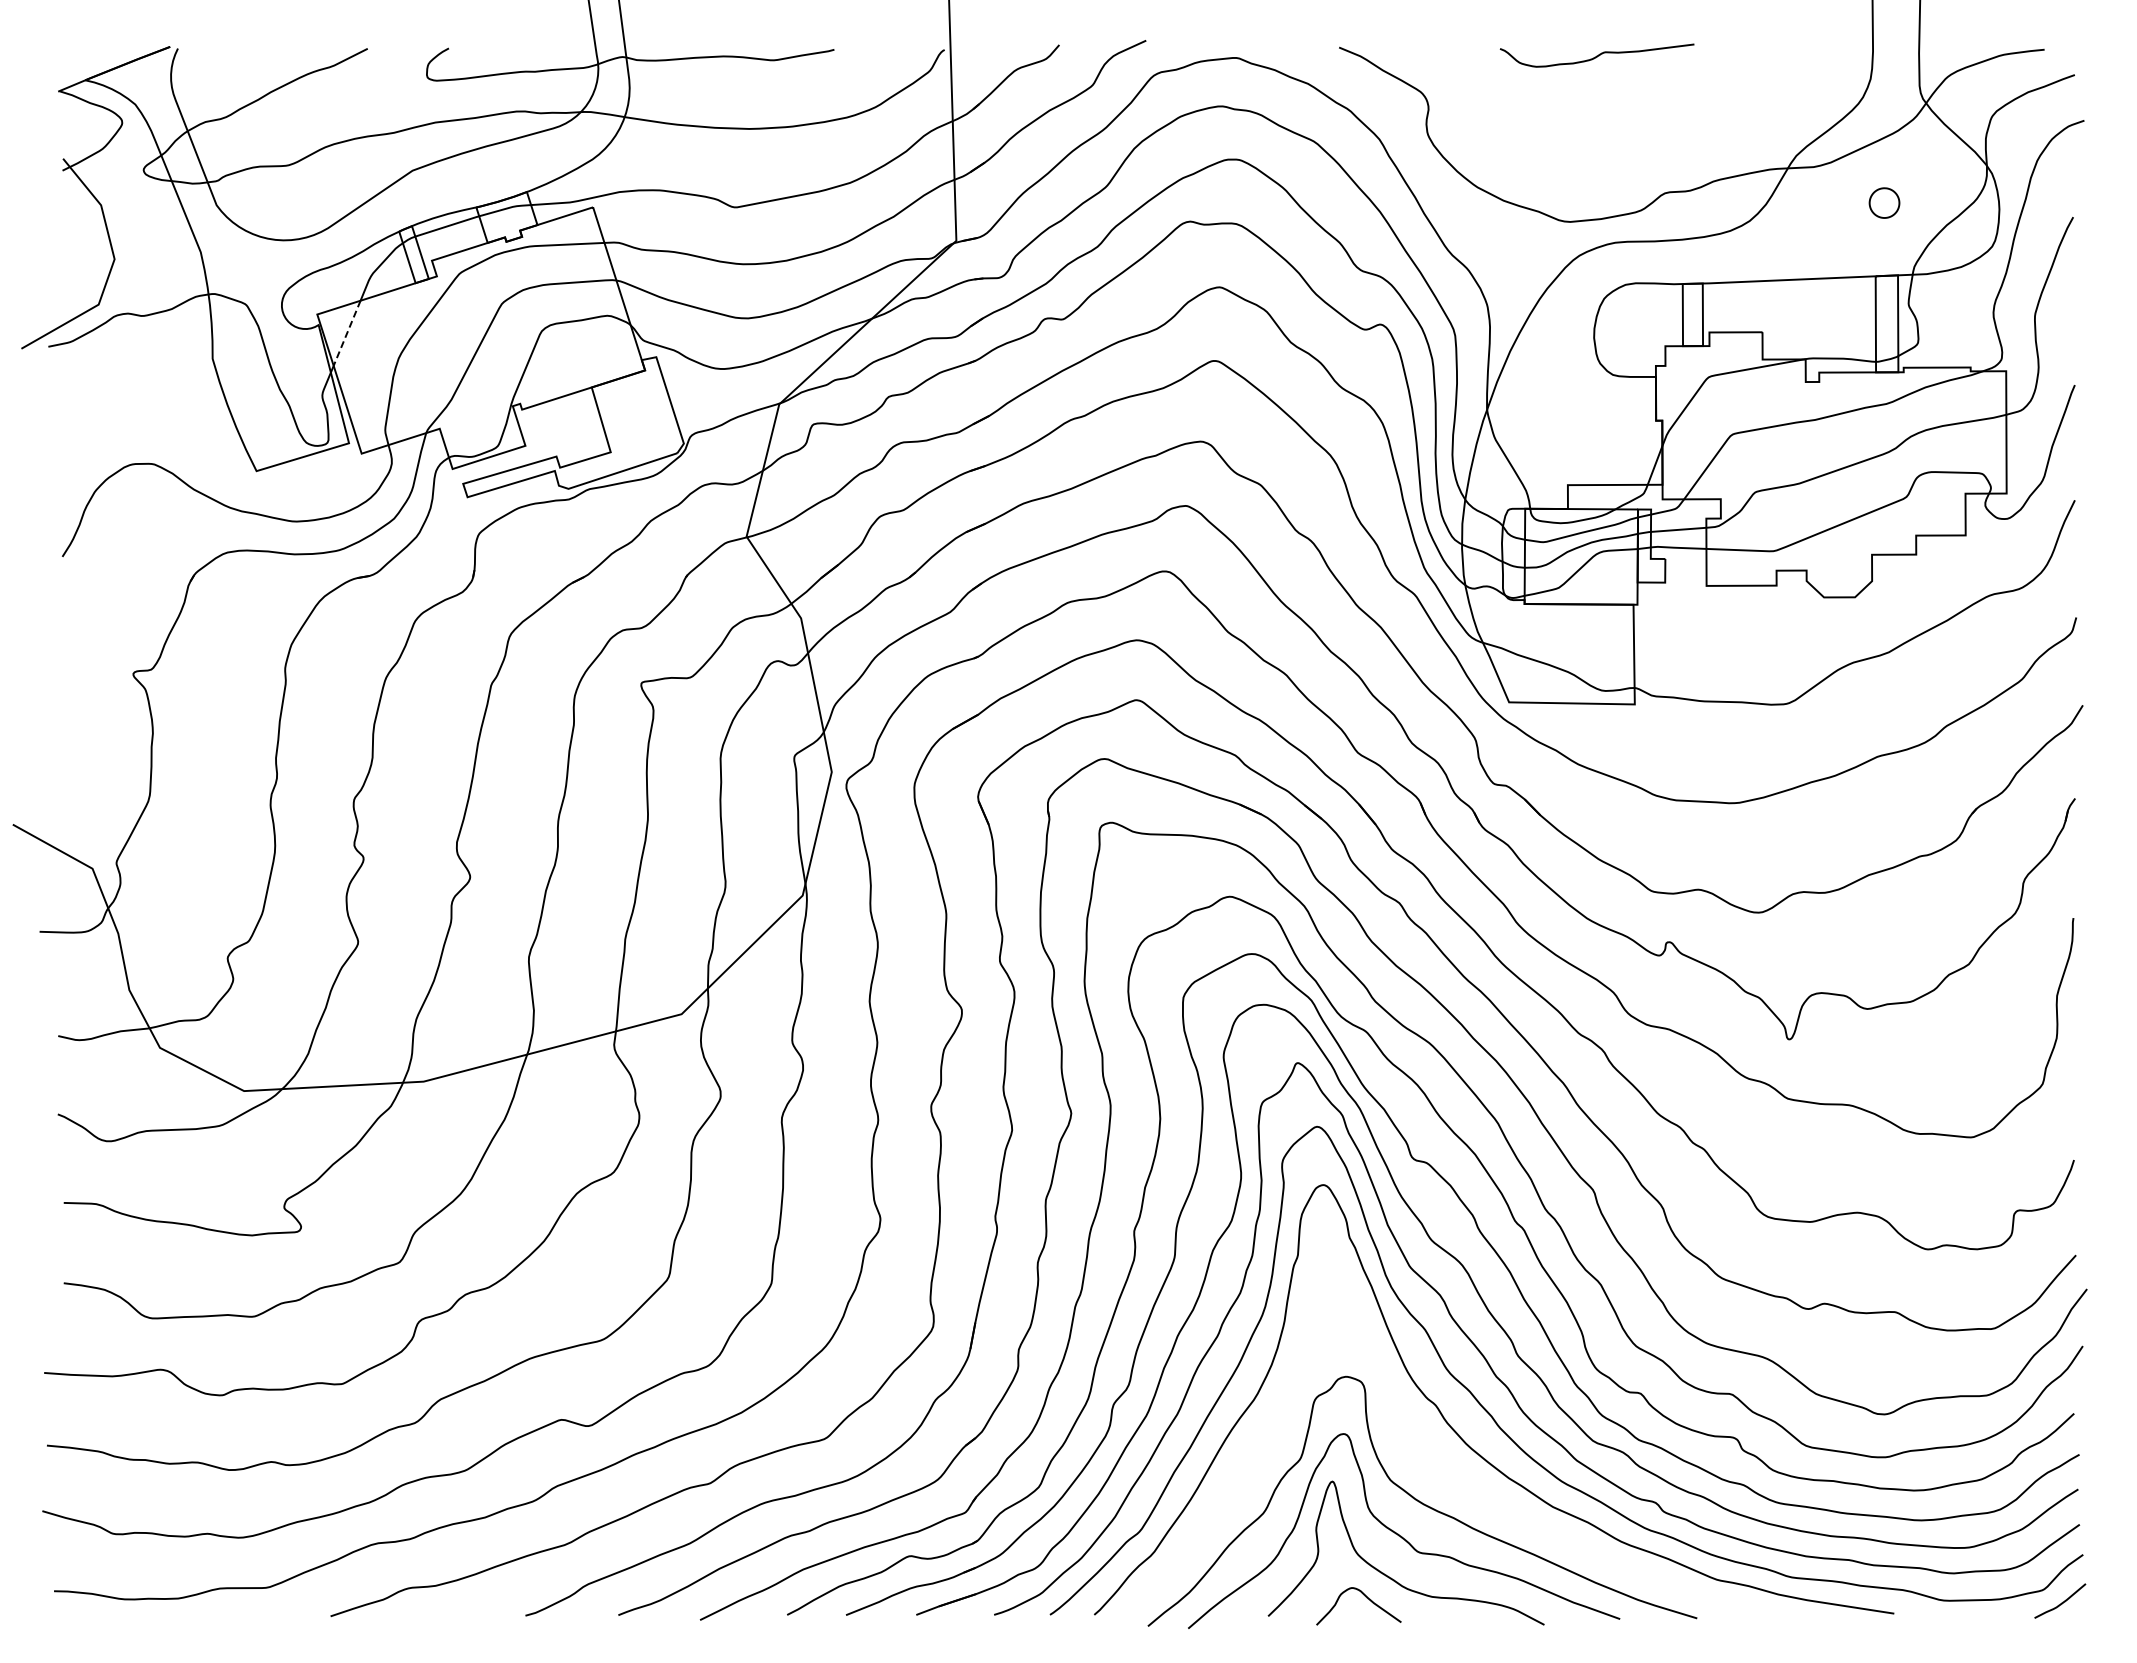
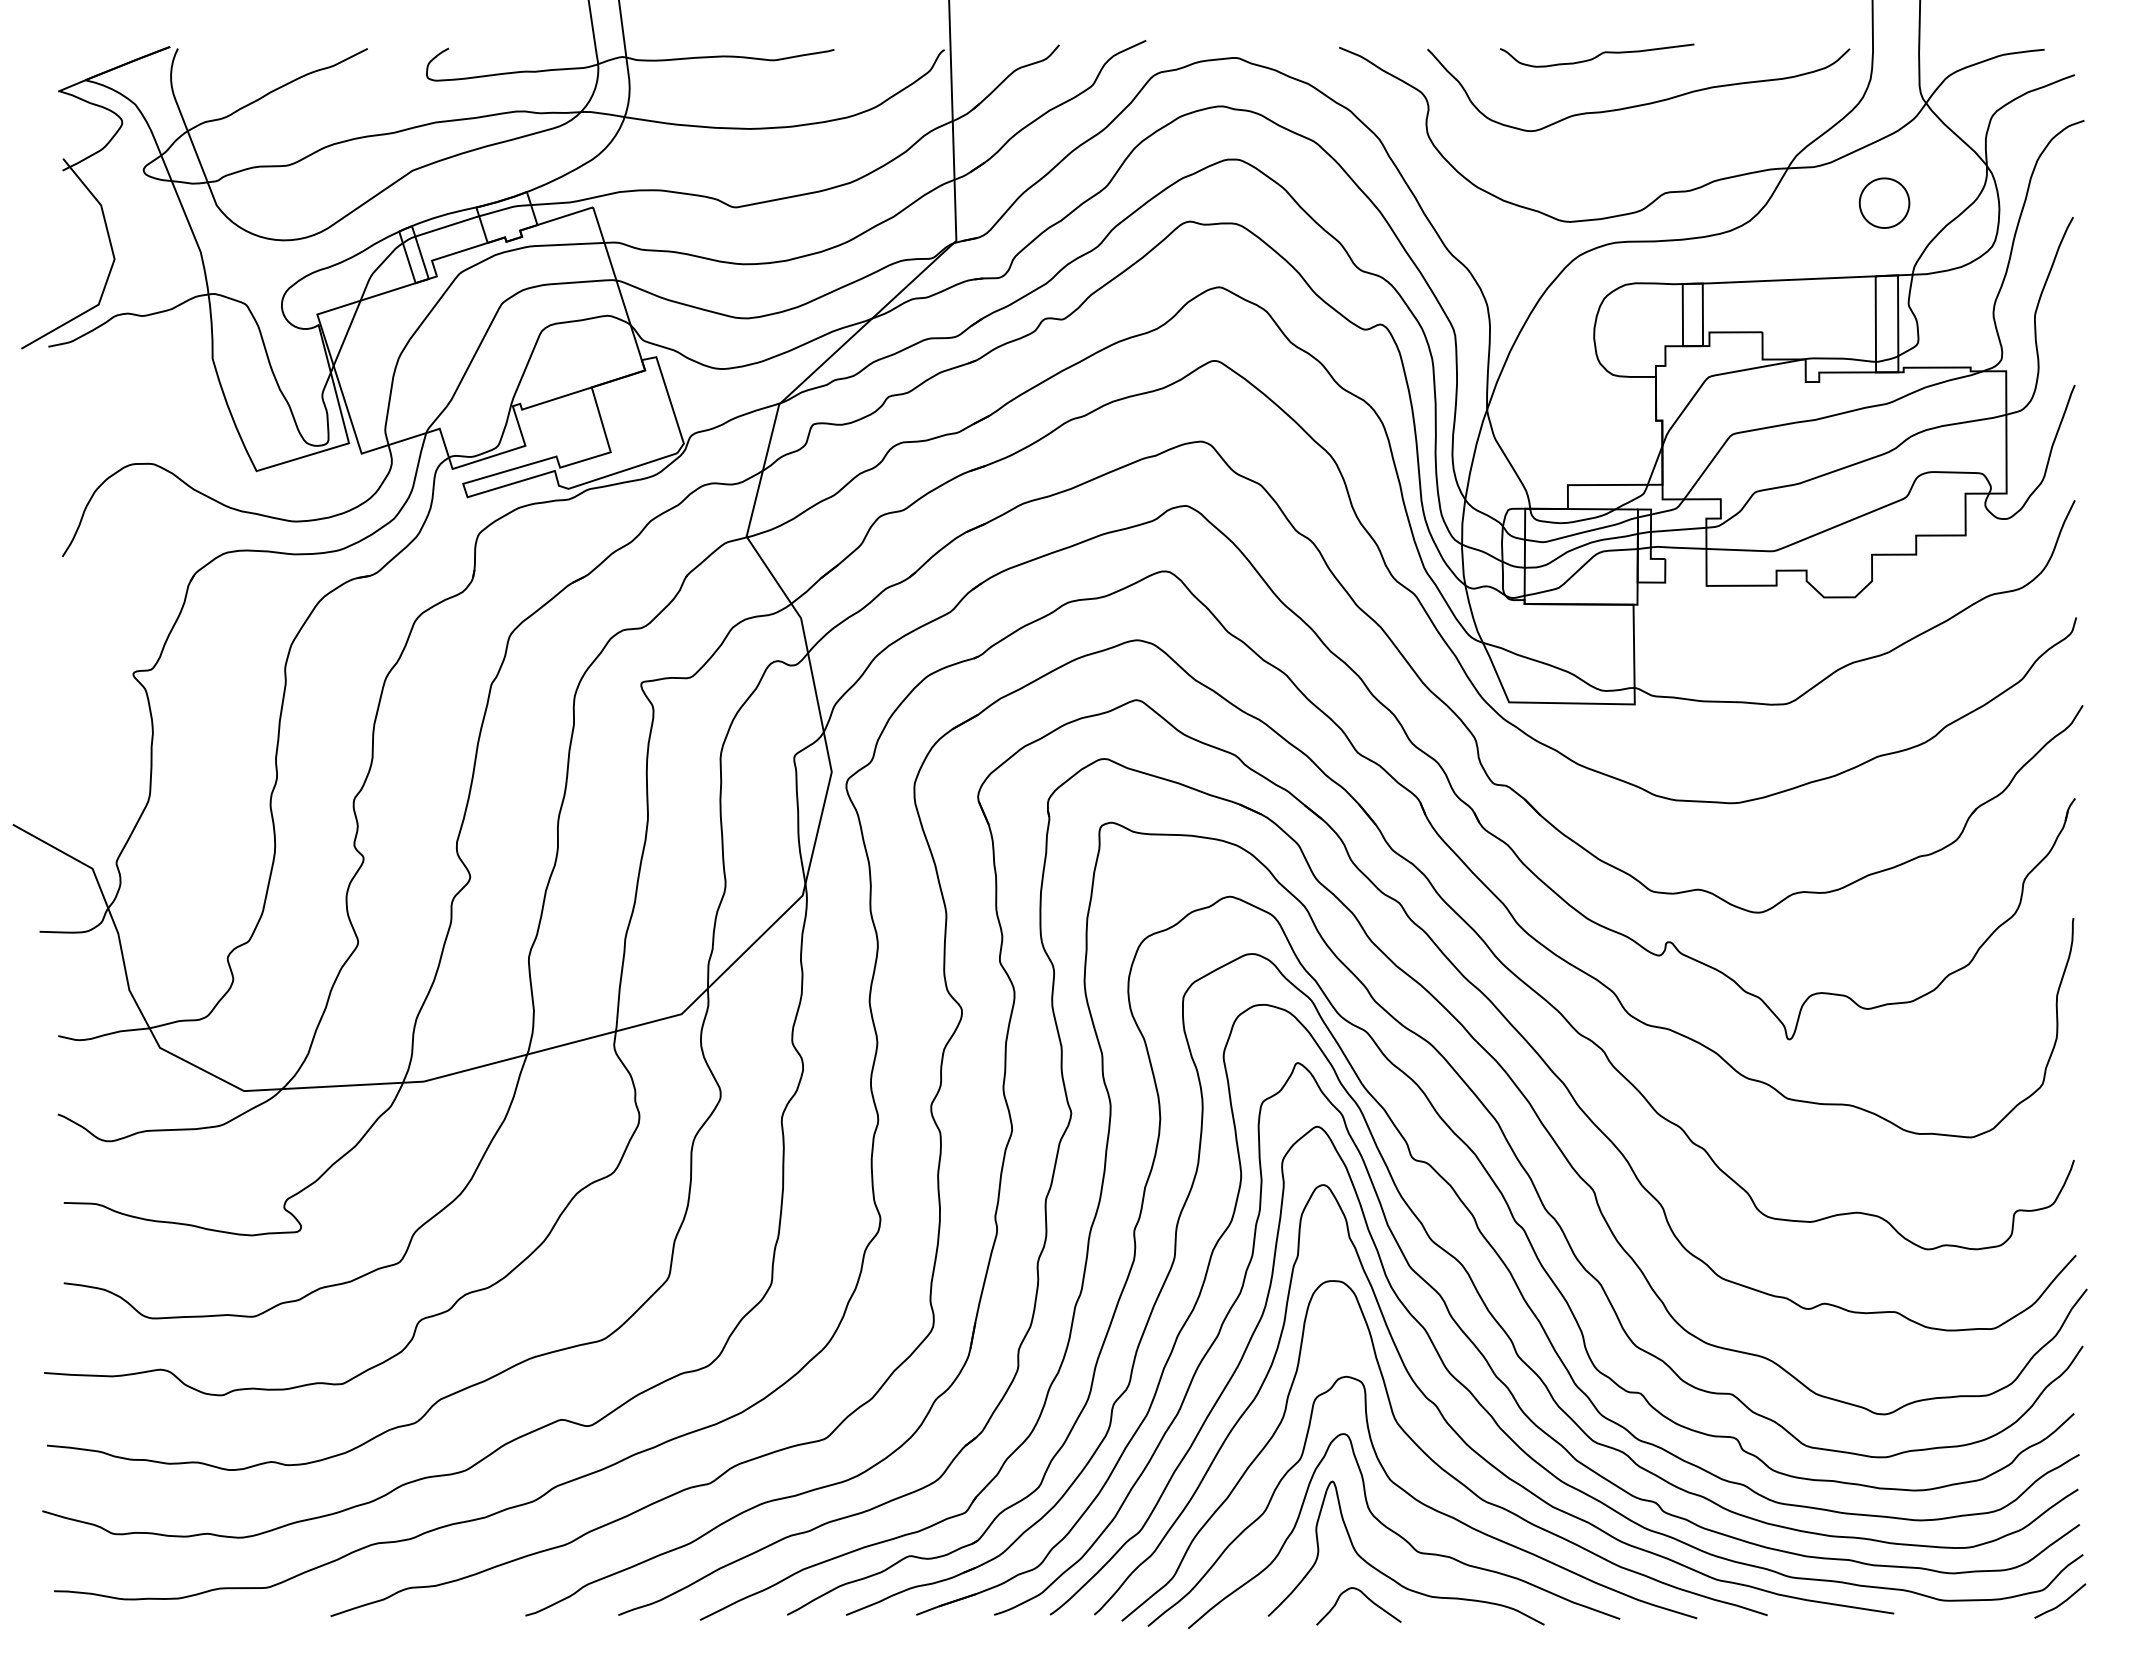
curve: none -> present (1638, 104)
part size: 33x32 px -> 53x52 px (1884, 202)
line: dashed -> solid (346, 333)
curve: none -> present (1435, 1461)
